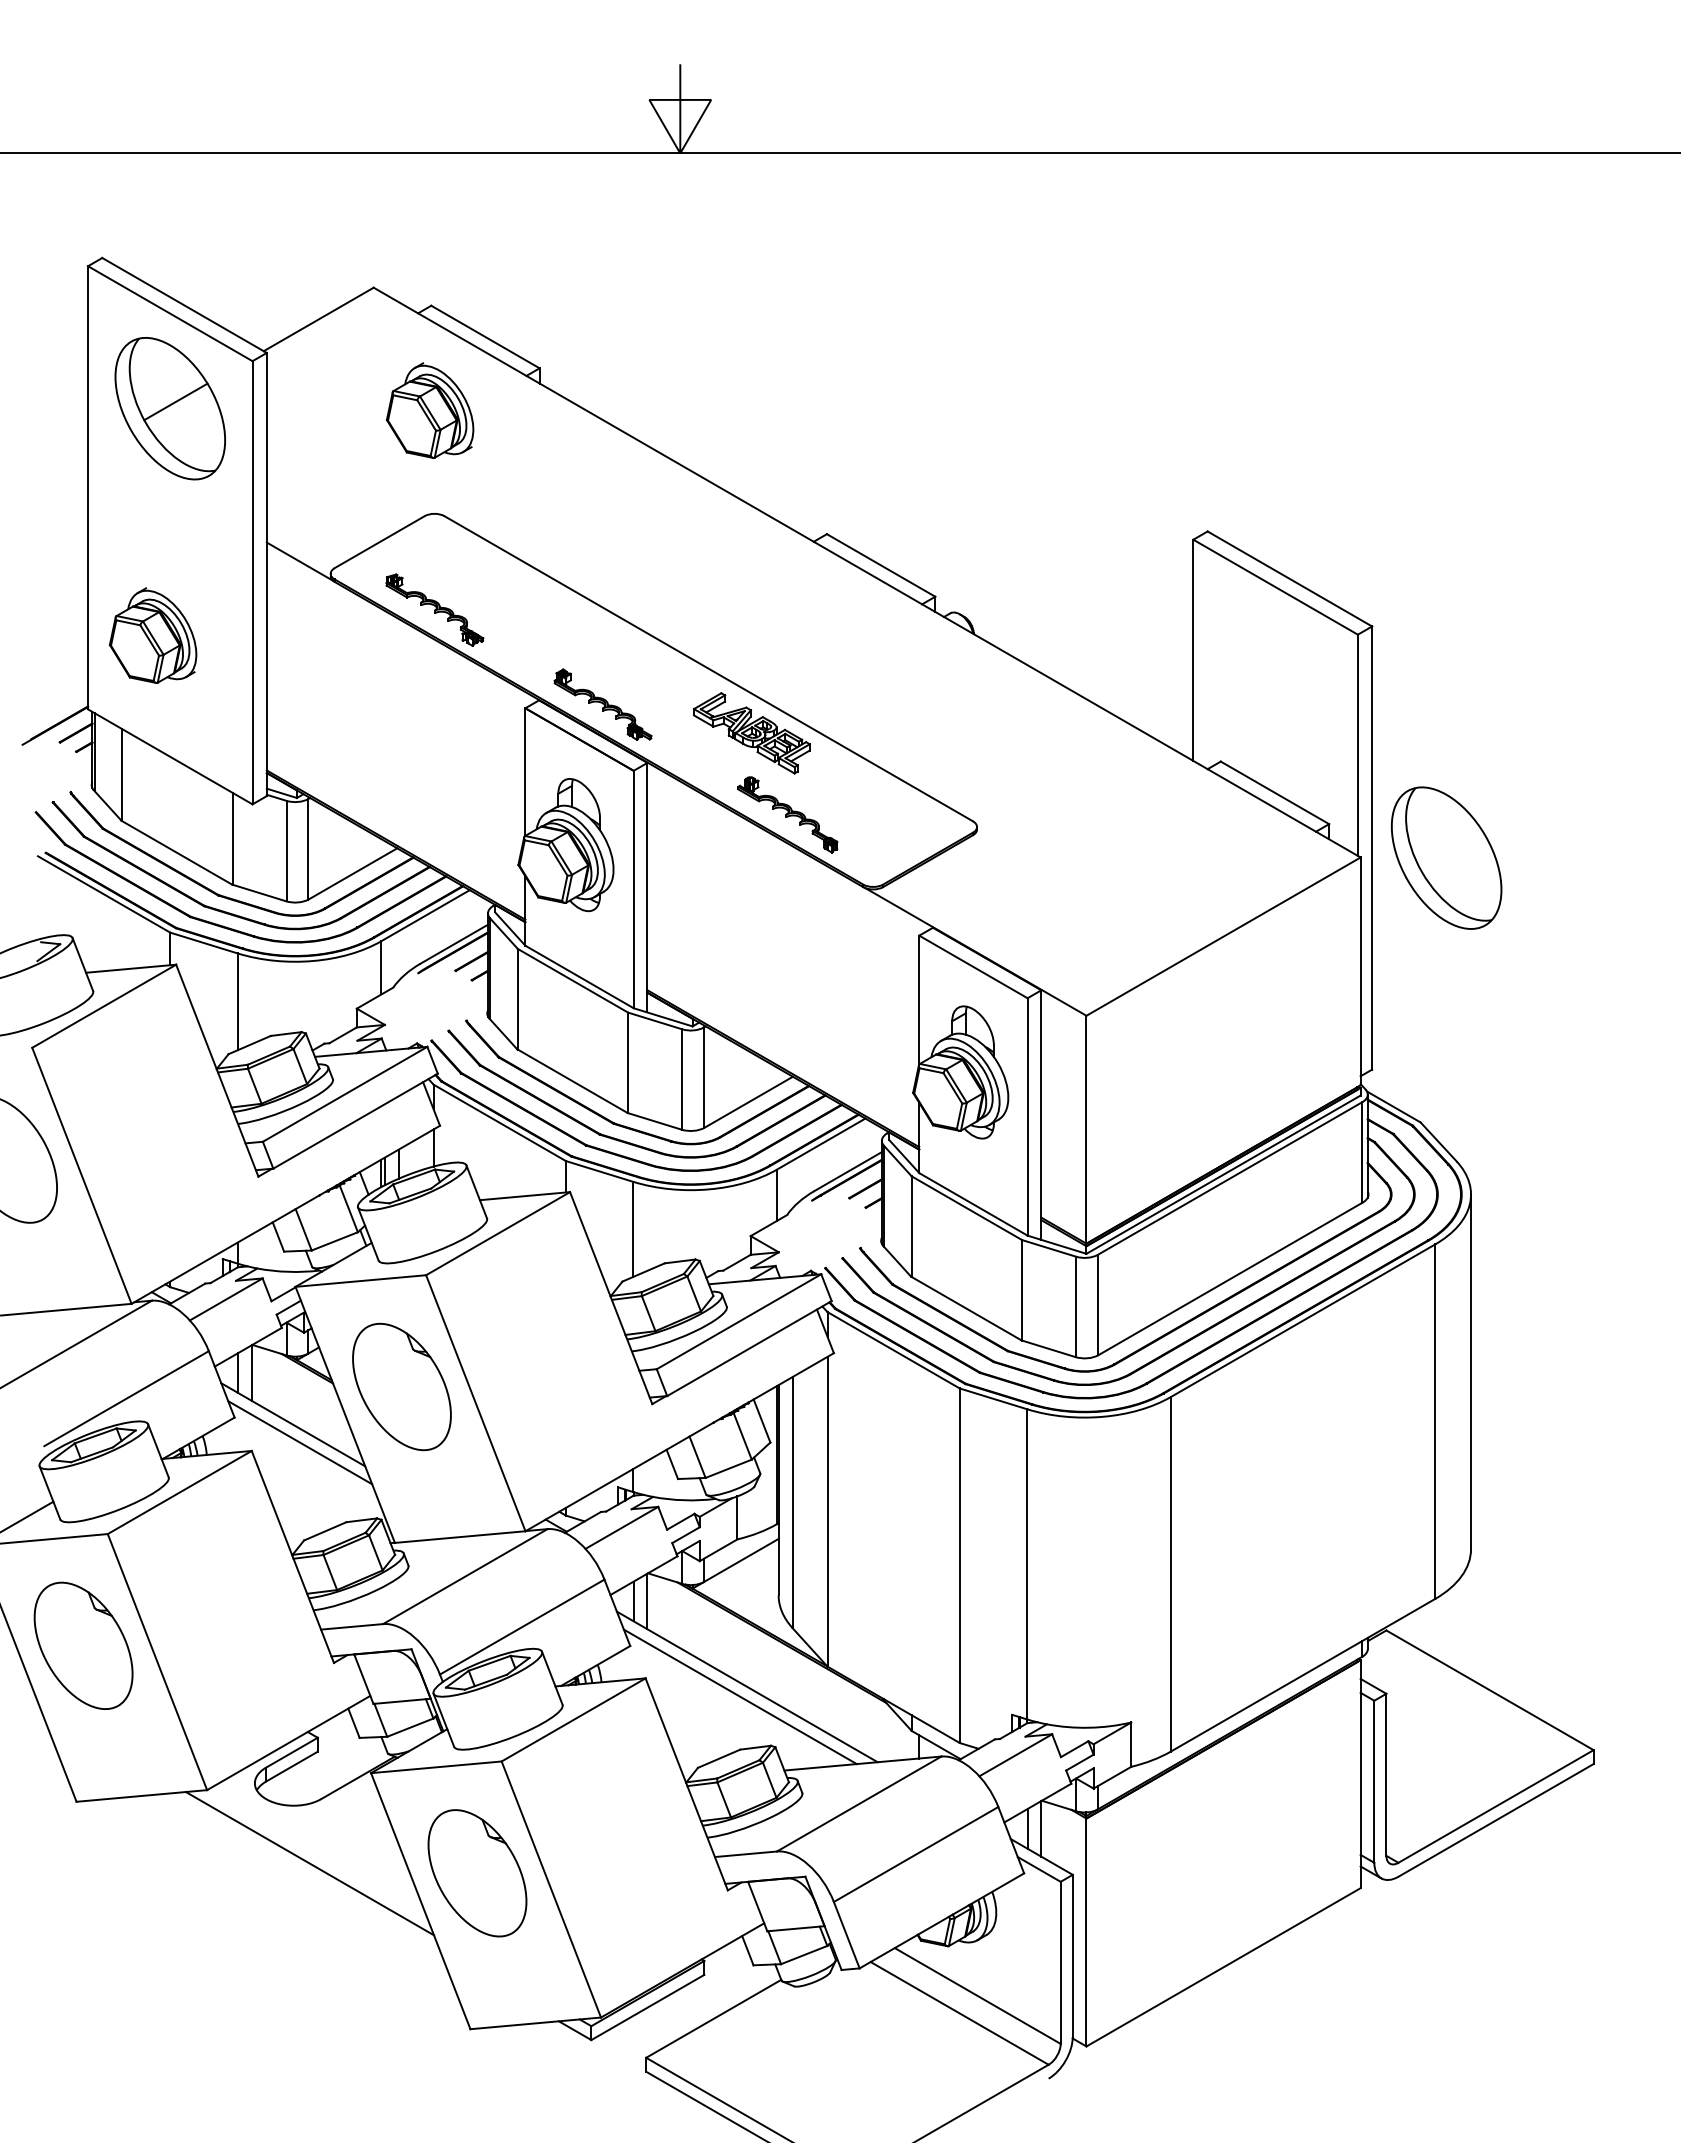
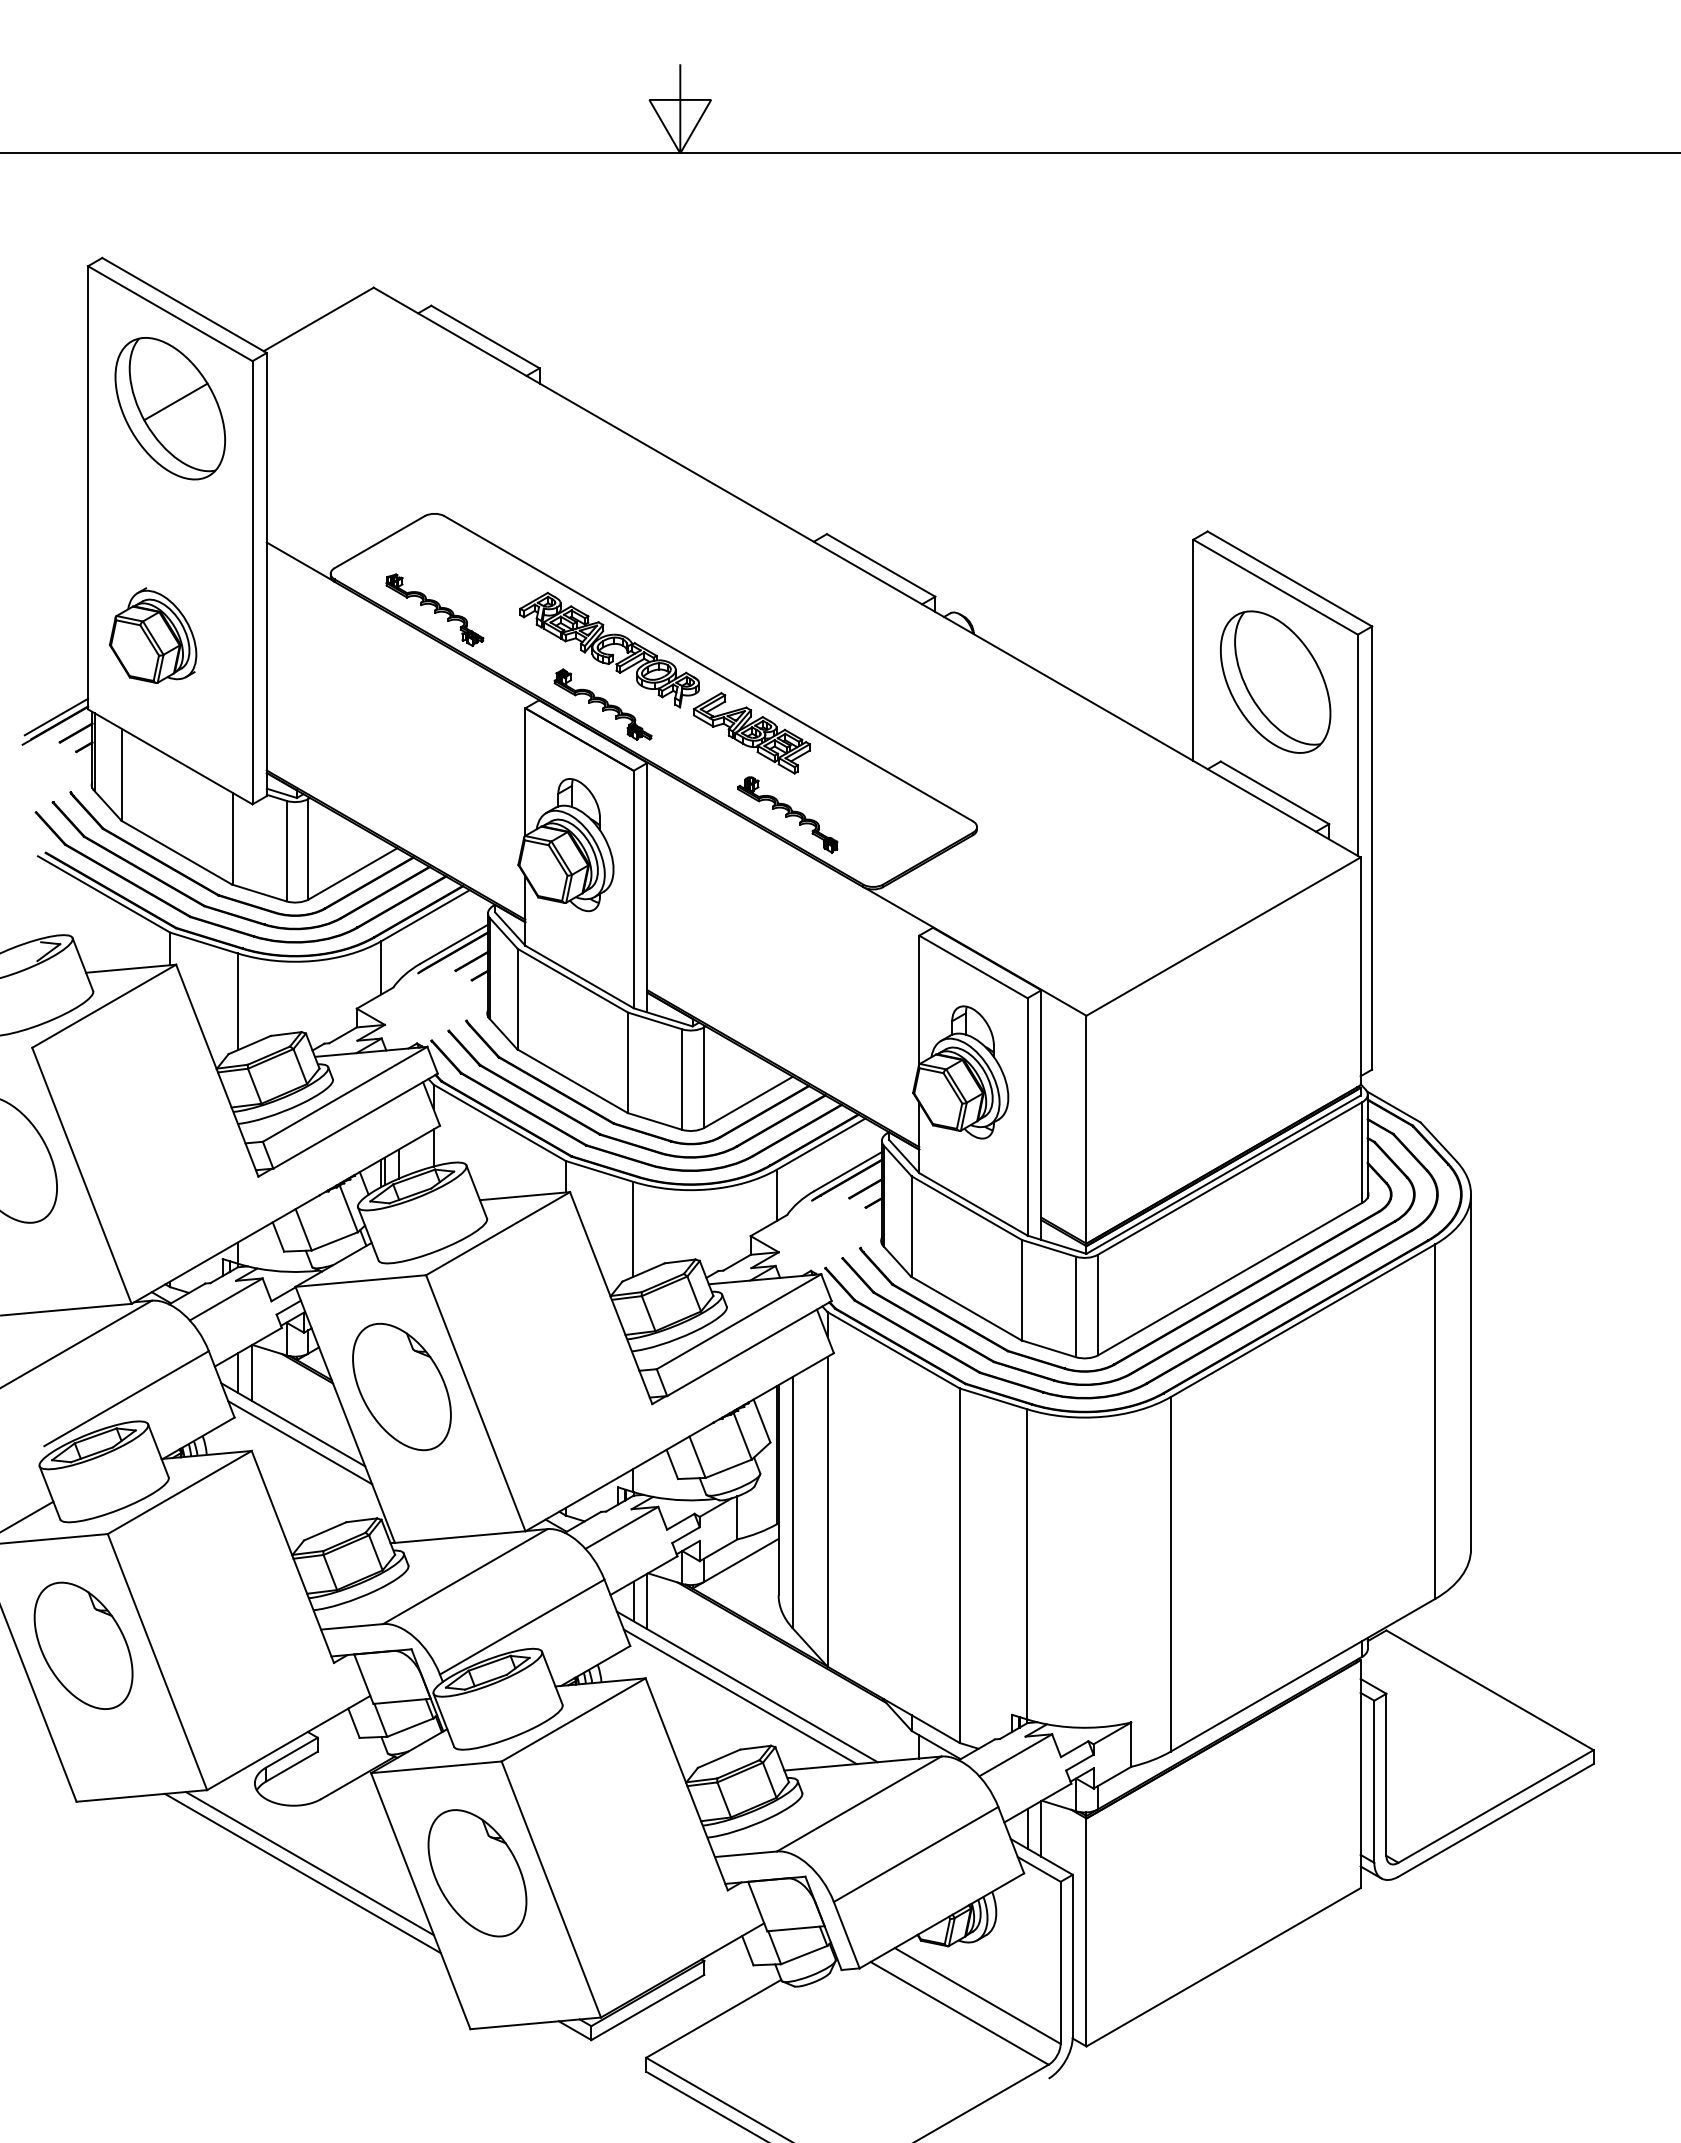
part: present -> none (429, 410)
part: none -> present (609, 649)
line: none -> present (56, 716)
part position: (1446, 857) -> (1275, 681) (1275, 681)
line: none -> present (302, 1873)
